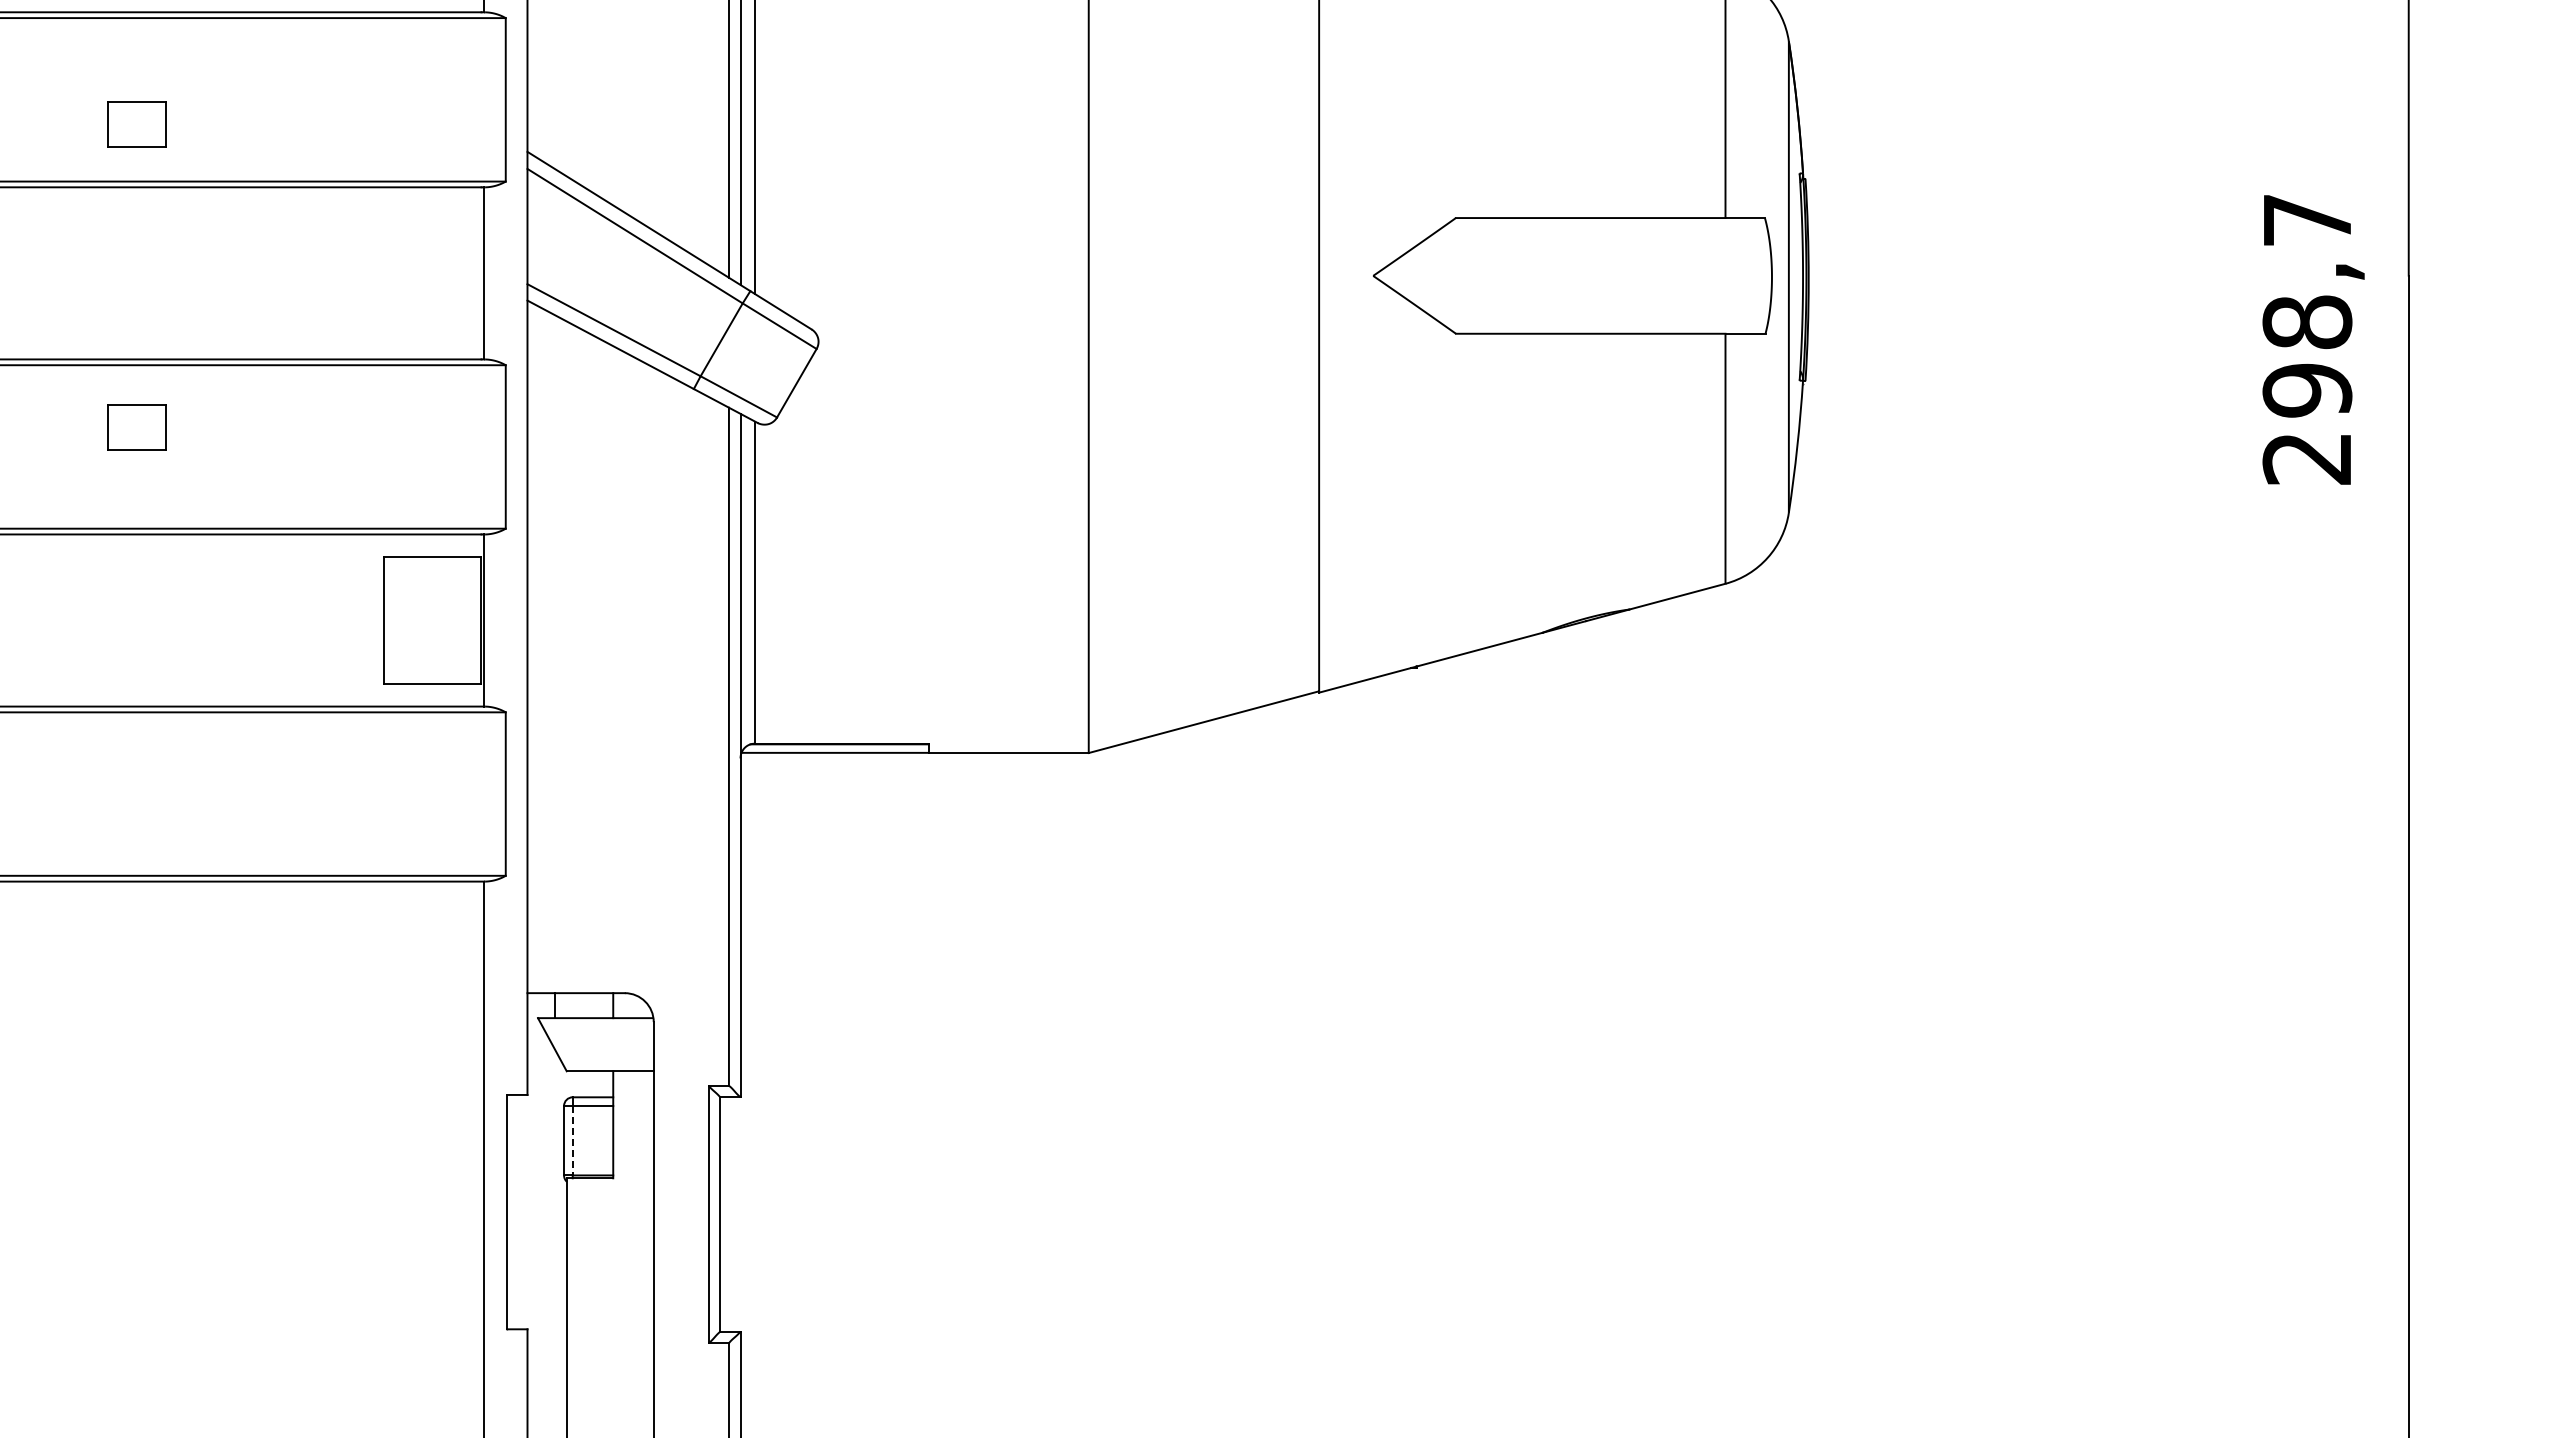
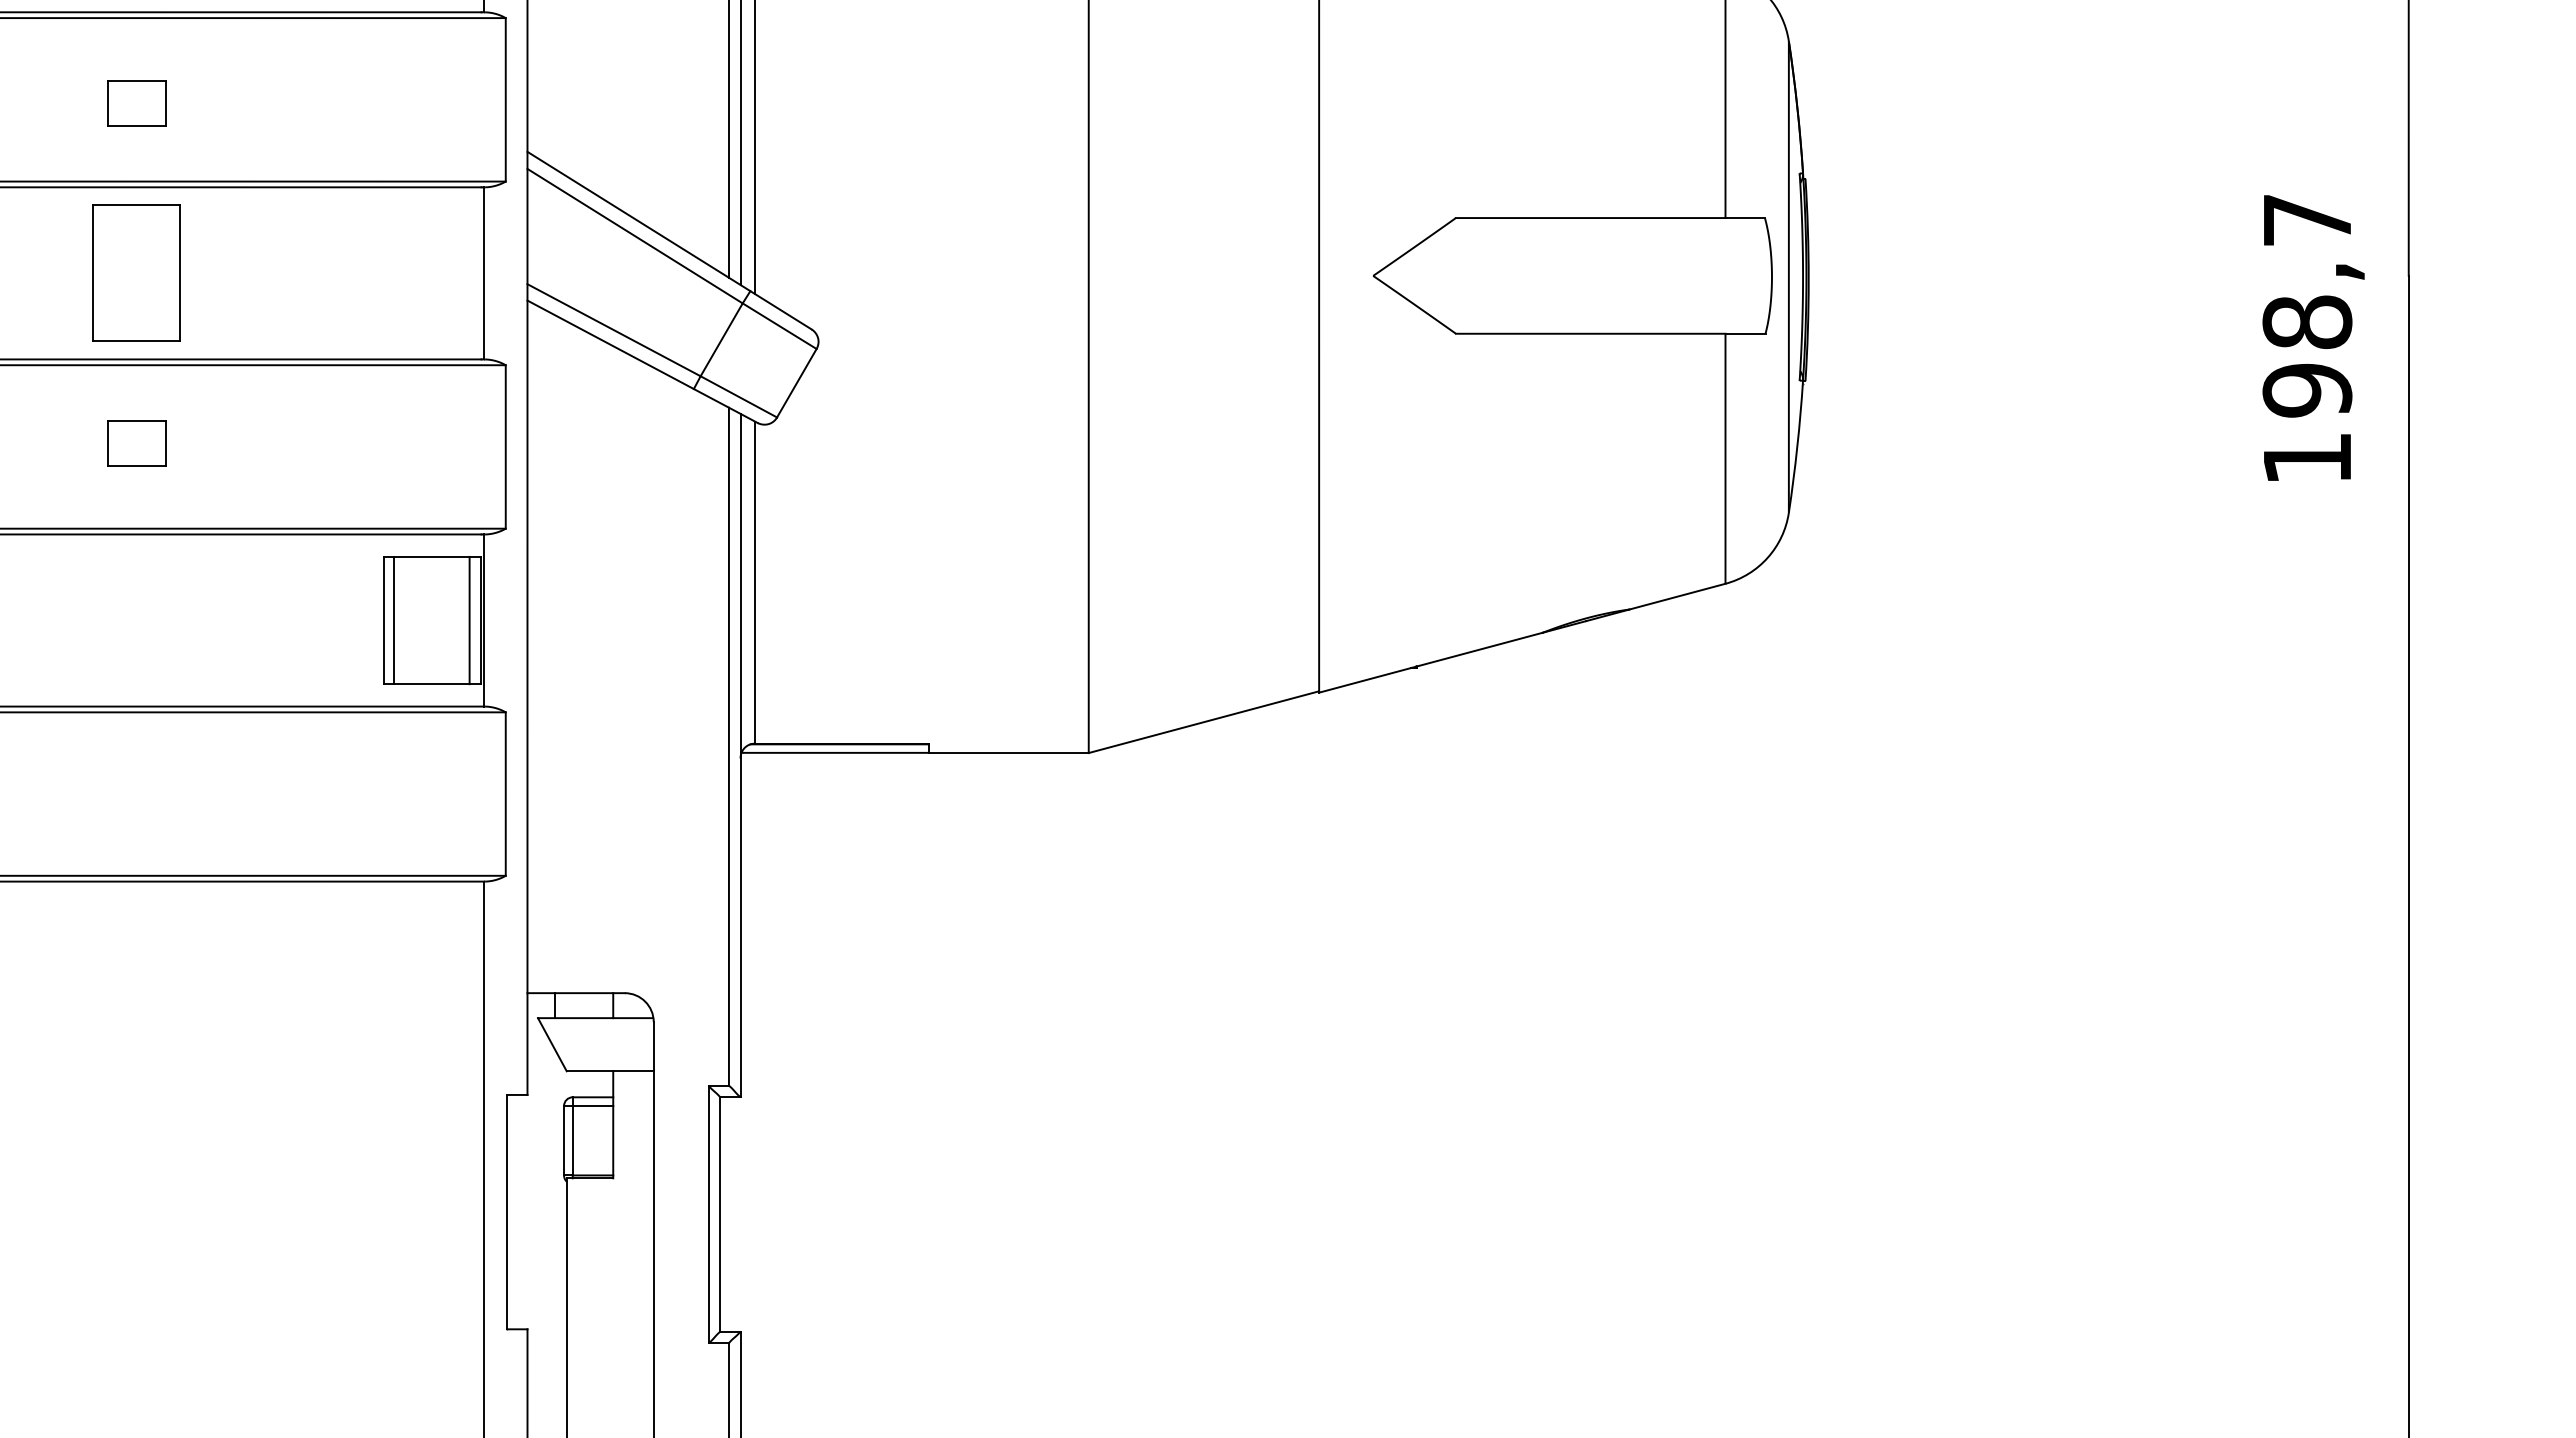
part position: (136, 124) -> (136, 103) (136, 103)
part: none -> present (136, 272)
part position: (136, 427) -> (136, 443) (136, 443)
text: 298,7 -> 198,7 (2306, 459)
line: none -> present (394, 620)
line: none -> present (469, 620)
line: dashed -> solid (572, 1140)
